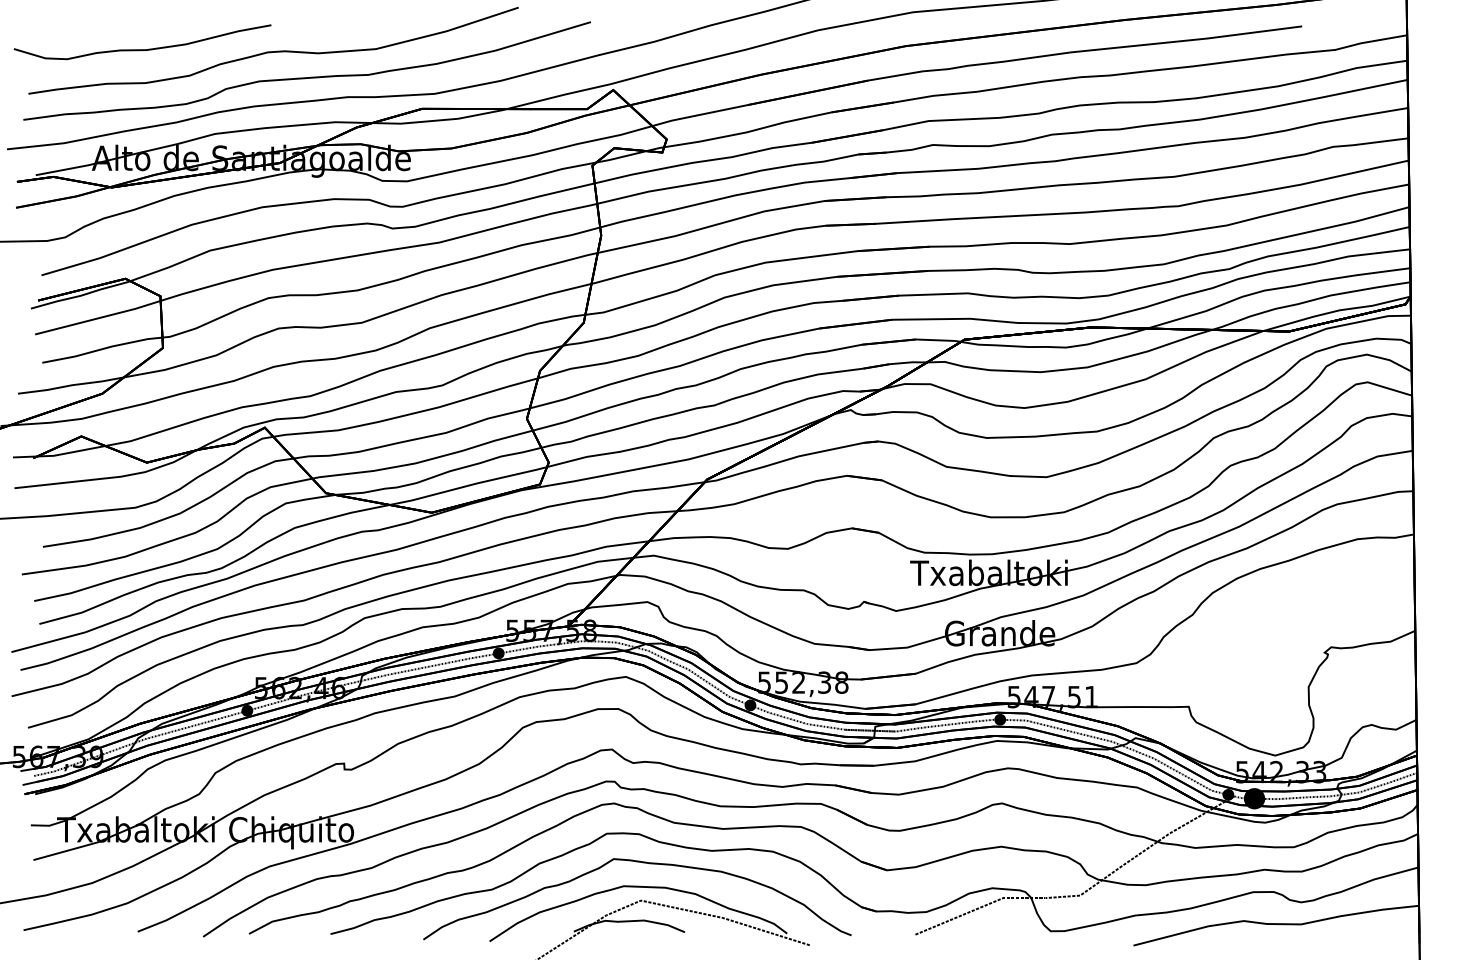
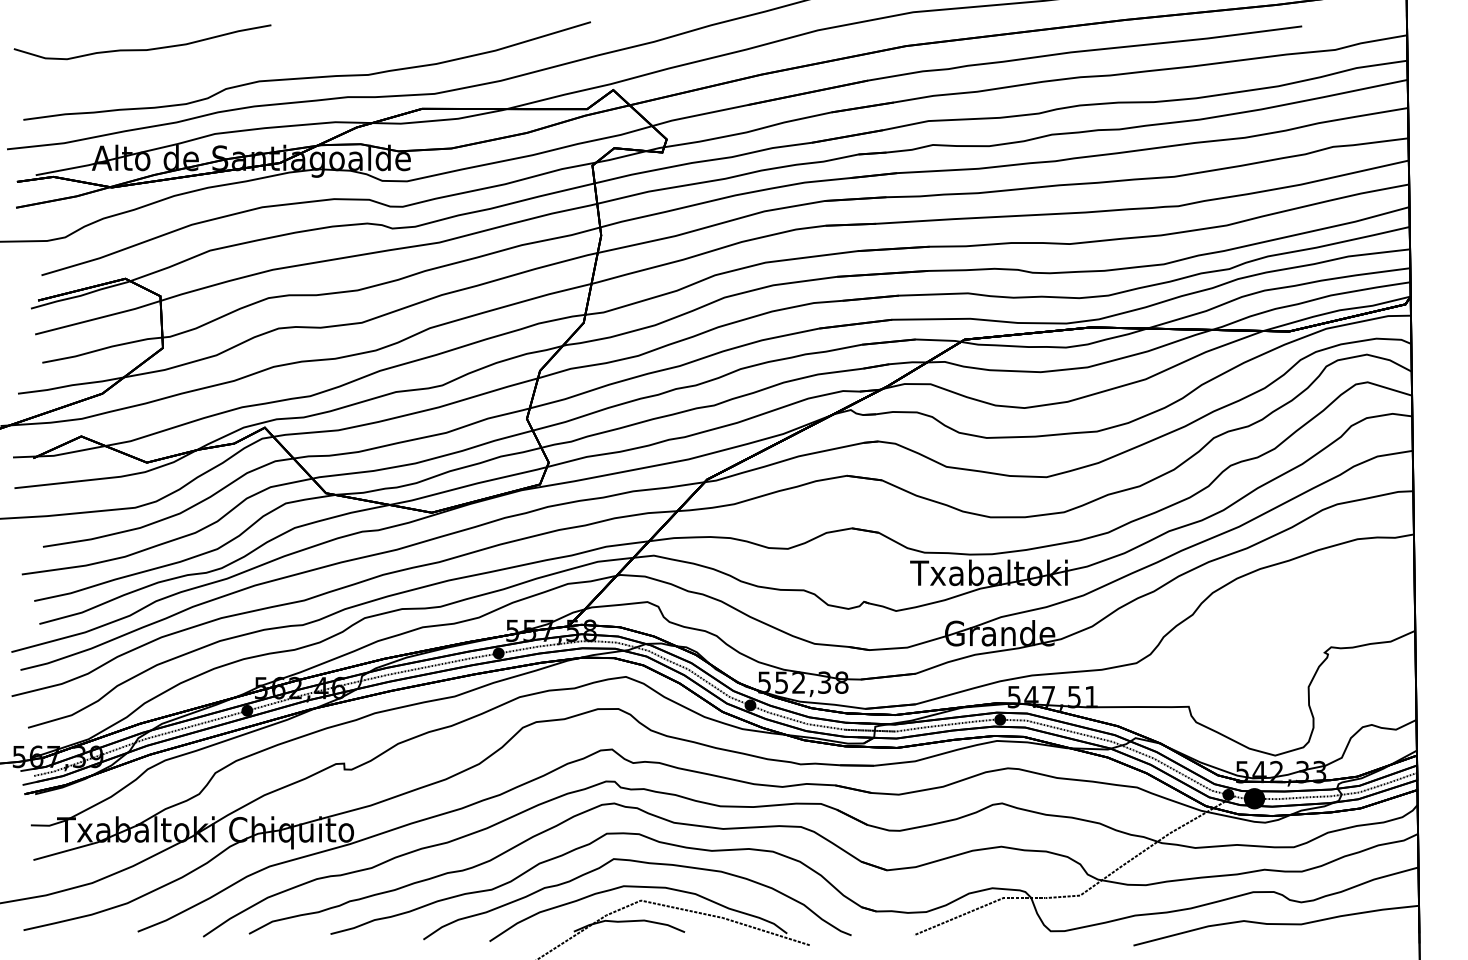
curve: present -> none (273, 51)
